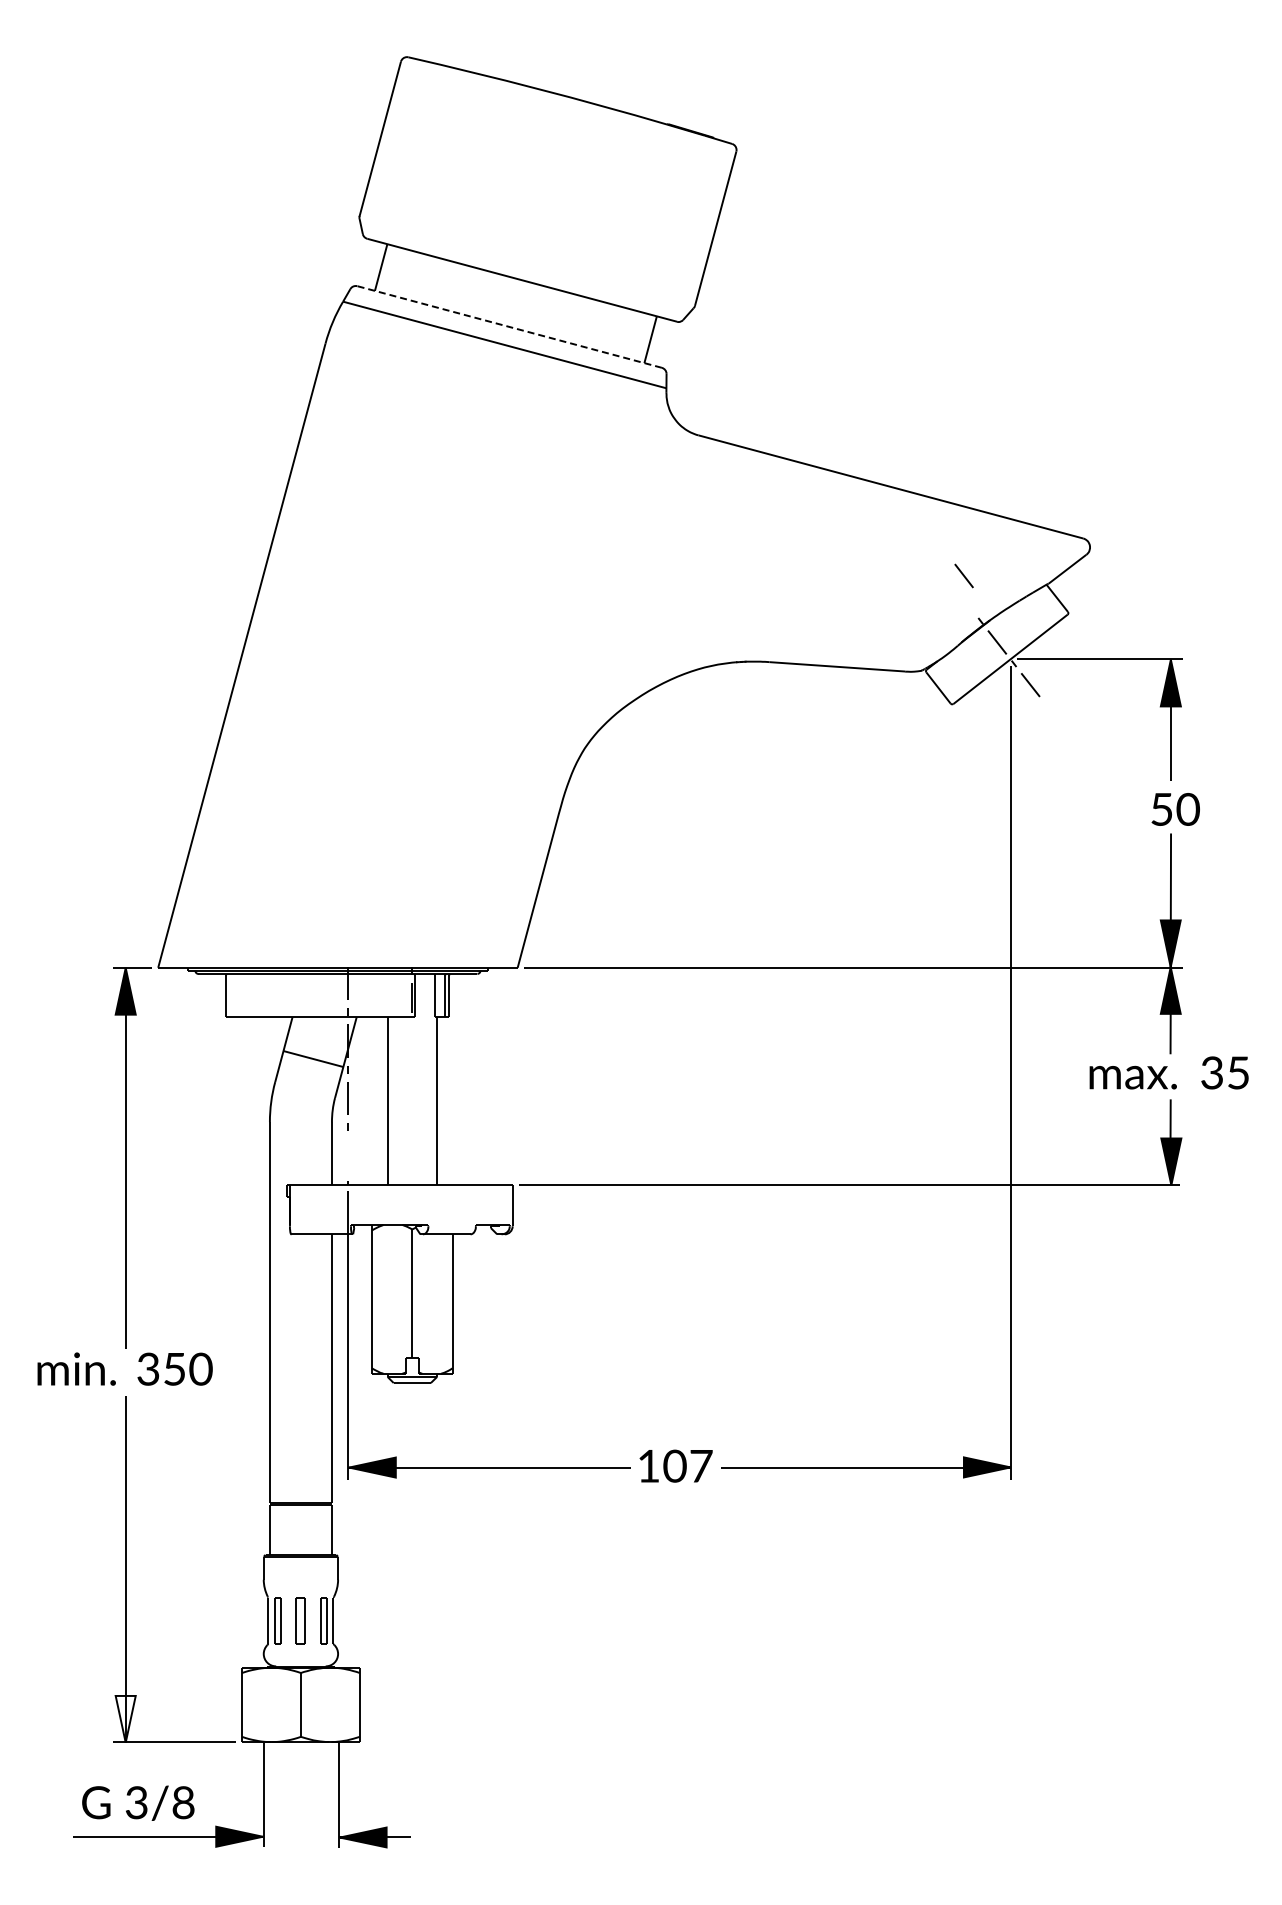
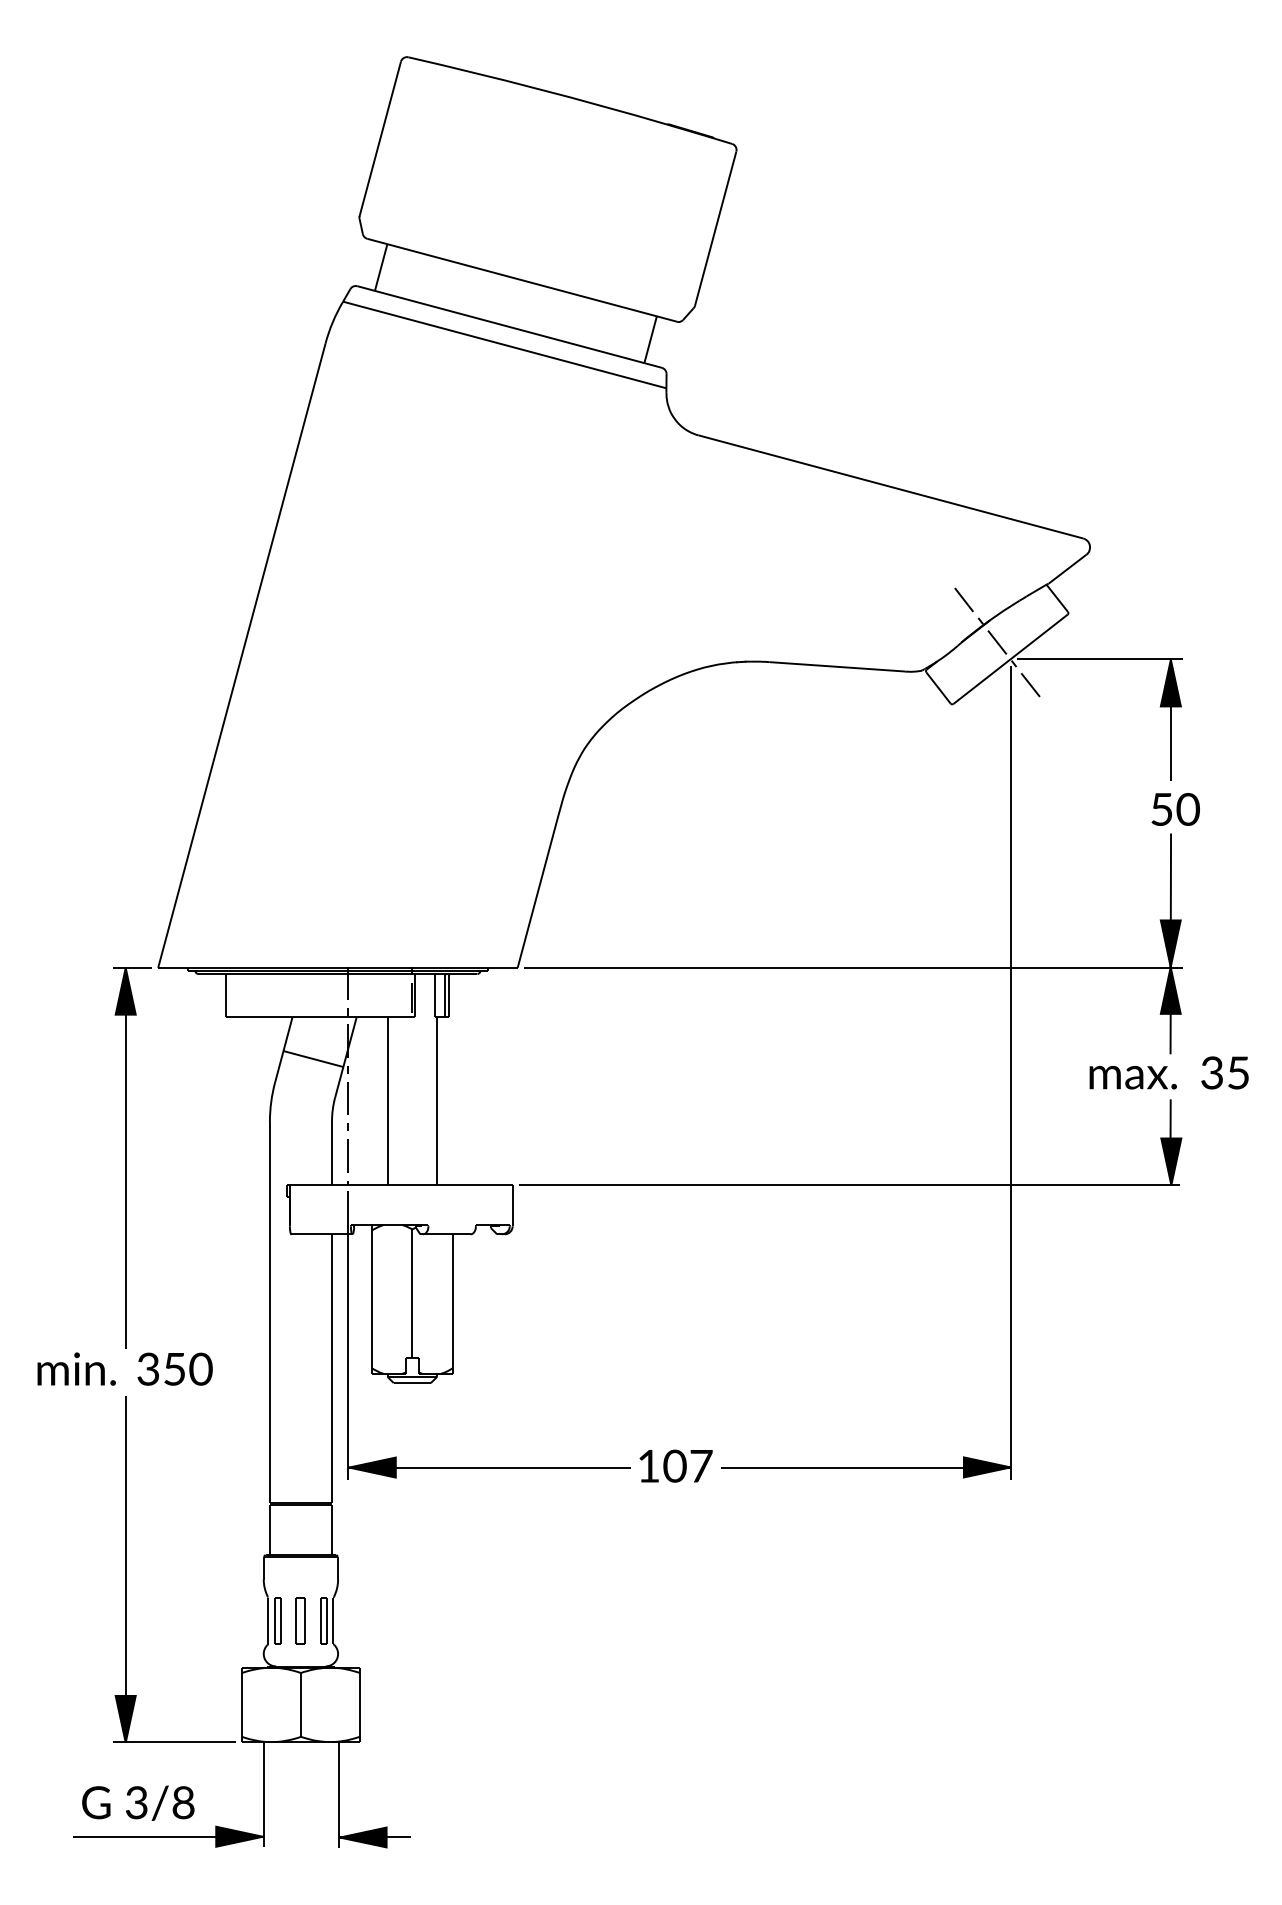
line: dashed -> solid (509, 327)
line position: (963, 575) -> (963, 599) (963, 599)
line: none -> present (347, 1155)
fill: none -> present (125, 1718)
